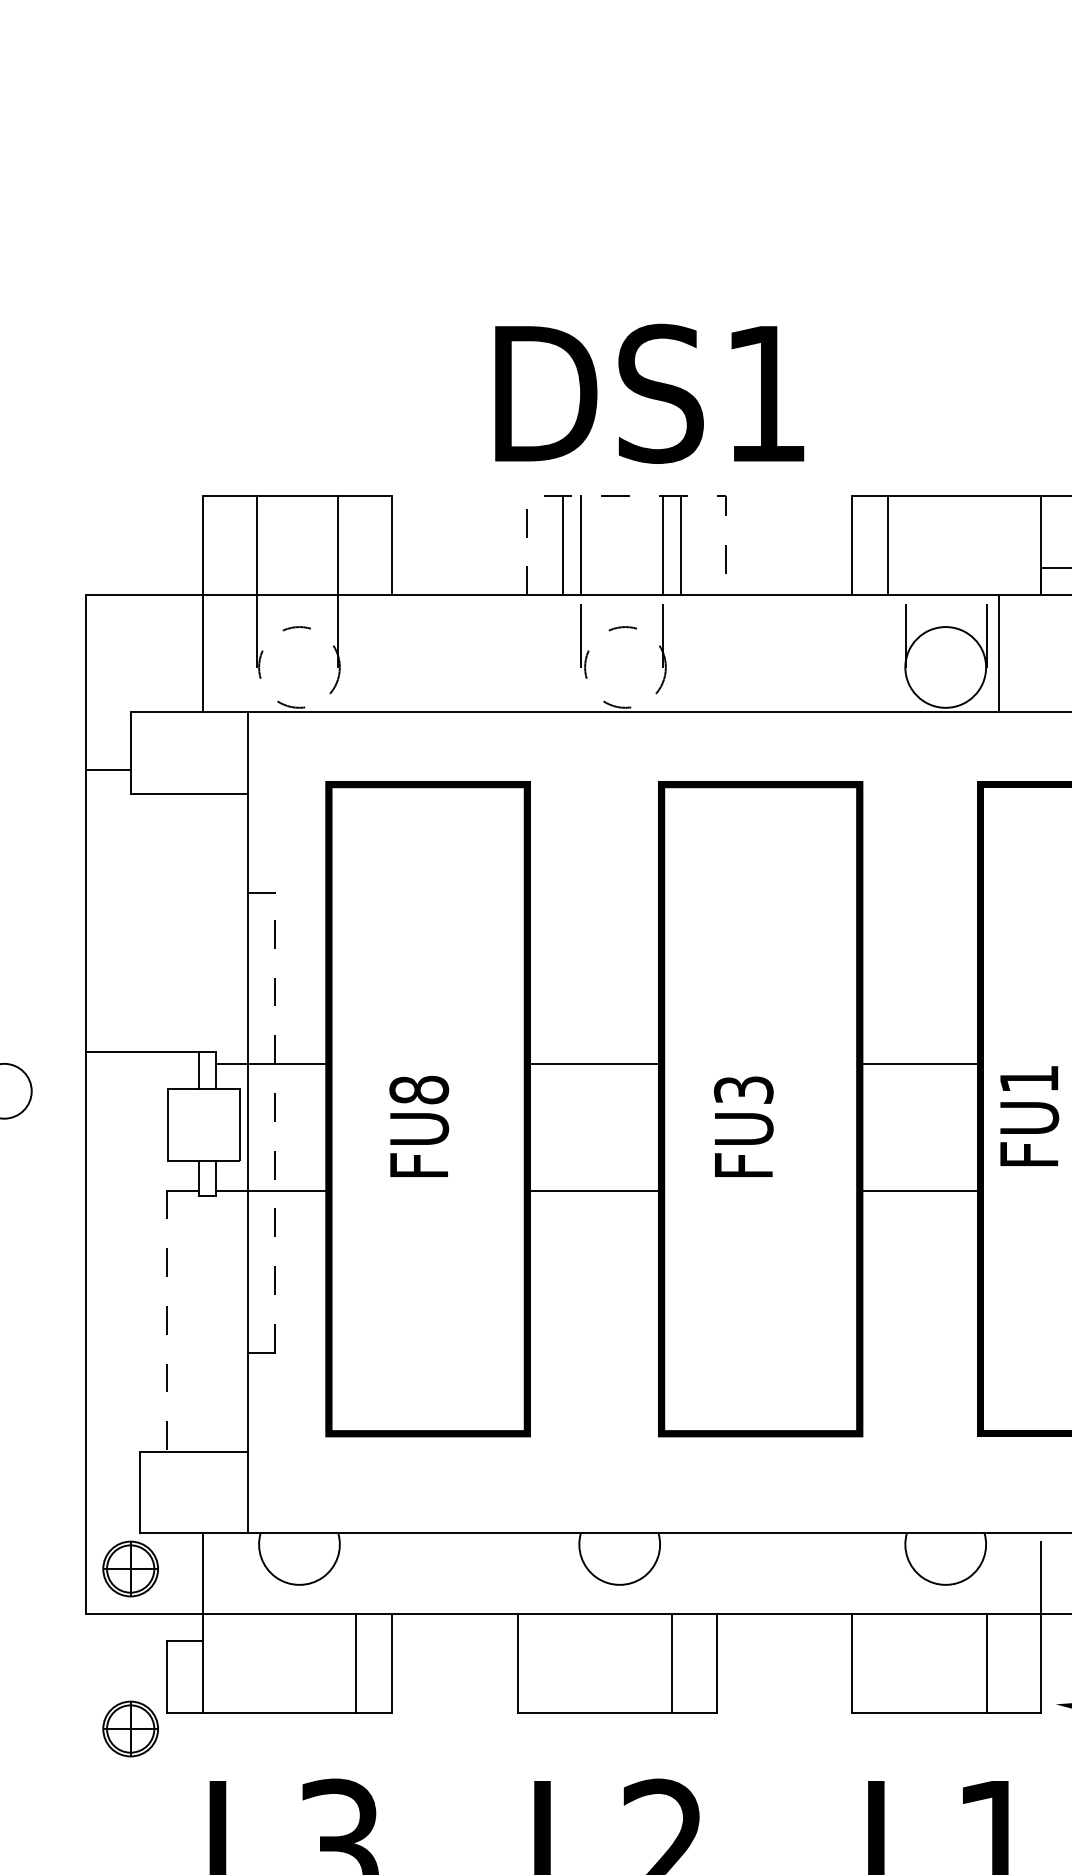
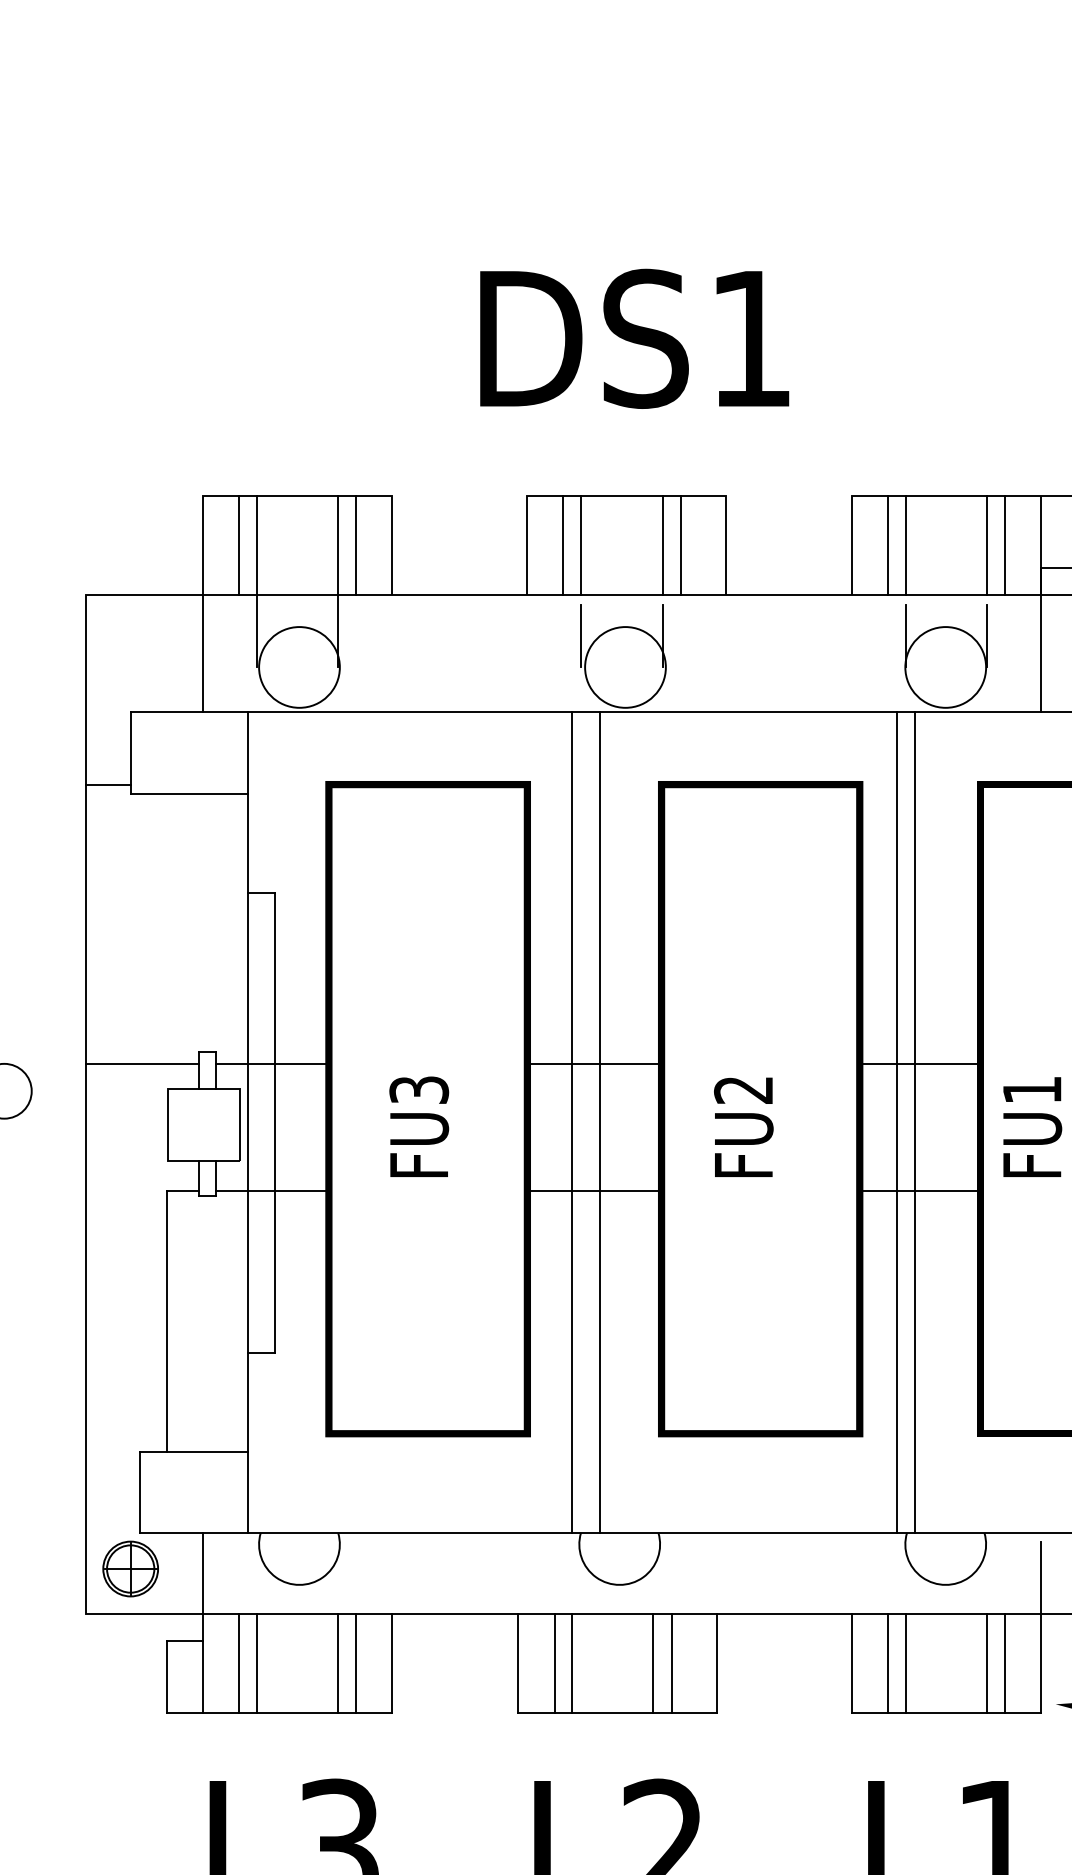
text position: (649, 393) -> (634, 338) (634, 338)
line: dashed -> solid (627, 496)
line: none -> present (238, 545)
line: none -> present (356, 545)
line: none -> present (905, 545)
line: none -> present (987, 545)
line: none -> present (1005, 545)
line position: (999, 653) -> (1041, 653) (1041, 653)
circle: dashed -> solid (299, 667)
circle: dashed -> solid (625, 667)
line position: (107, 769) -> (107, 784) (107, 784)
line position: (141, 1052) -> (141, 1064) (141, 1064)
text: FU8 -> FU3 (419, 1089)
text: FU3 -> FU2 (743, 1089)
text position: (1029, 1115) -> (1032, 1126) (1032, 1126)
line: dashed -> solid (274, 1122)
line: none -> present (572, 1122)
line: none -> present (599, 1122)
line: none -> present (896, 1122)
line: none -> present (915, 1122)
line: dashed -> solid (166, 1321)
line: none -> present (238, 1663)
line: none -> present (256, 1663)
line: none -> present (338, 1663)
line: none -> present (554, 1663)
line: none -> present (572, 1663)
line: none -> present (653, 1663)
line: none -> present (888, 1663)
line: none -> present (905, 1663)
line: none -> present (1005, 1663)
part: present -> none (130, 1728)
